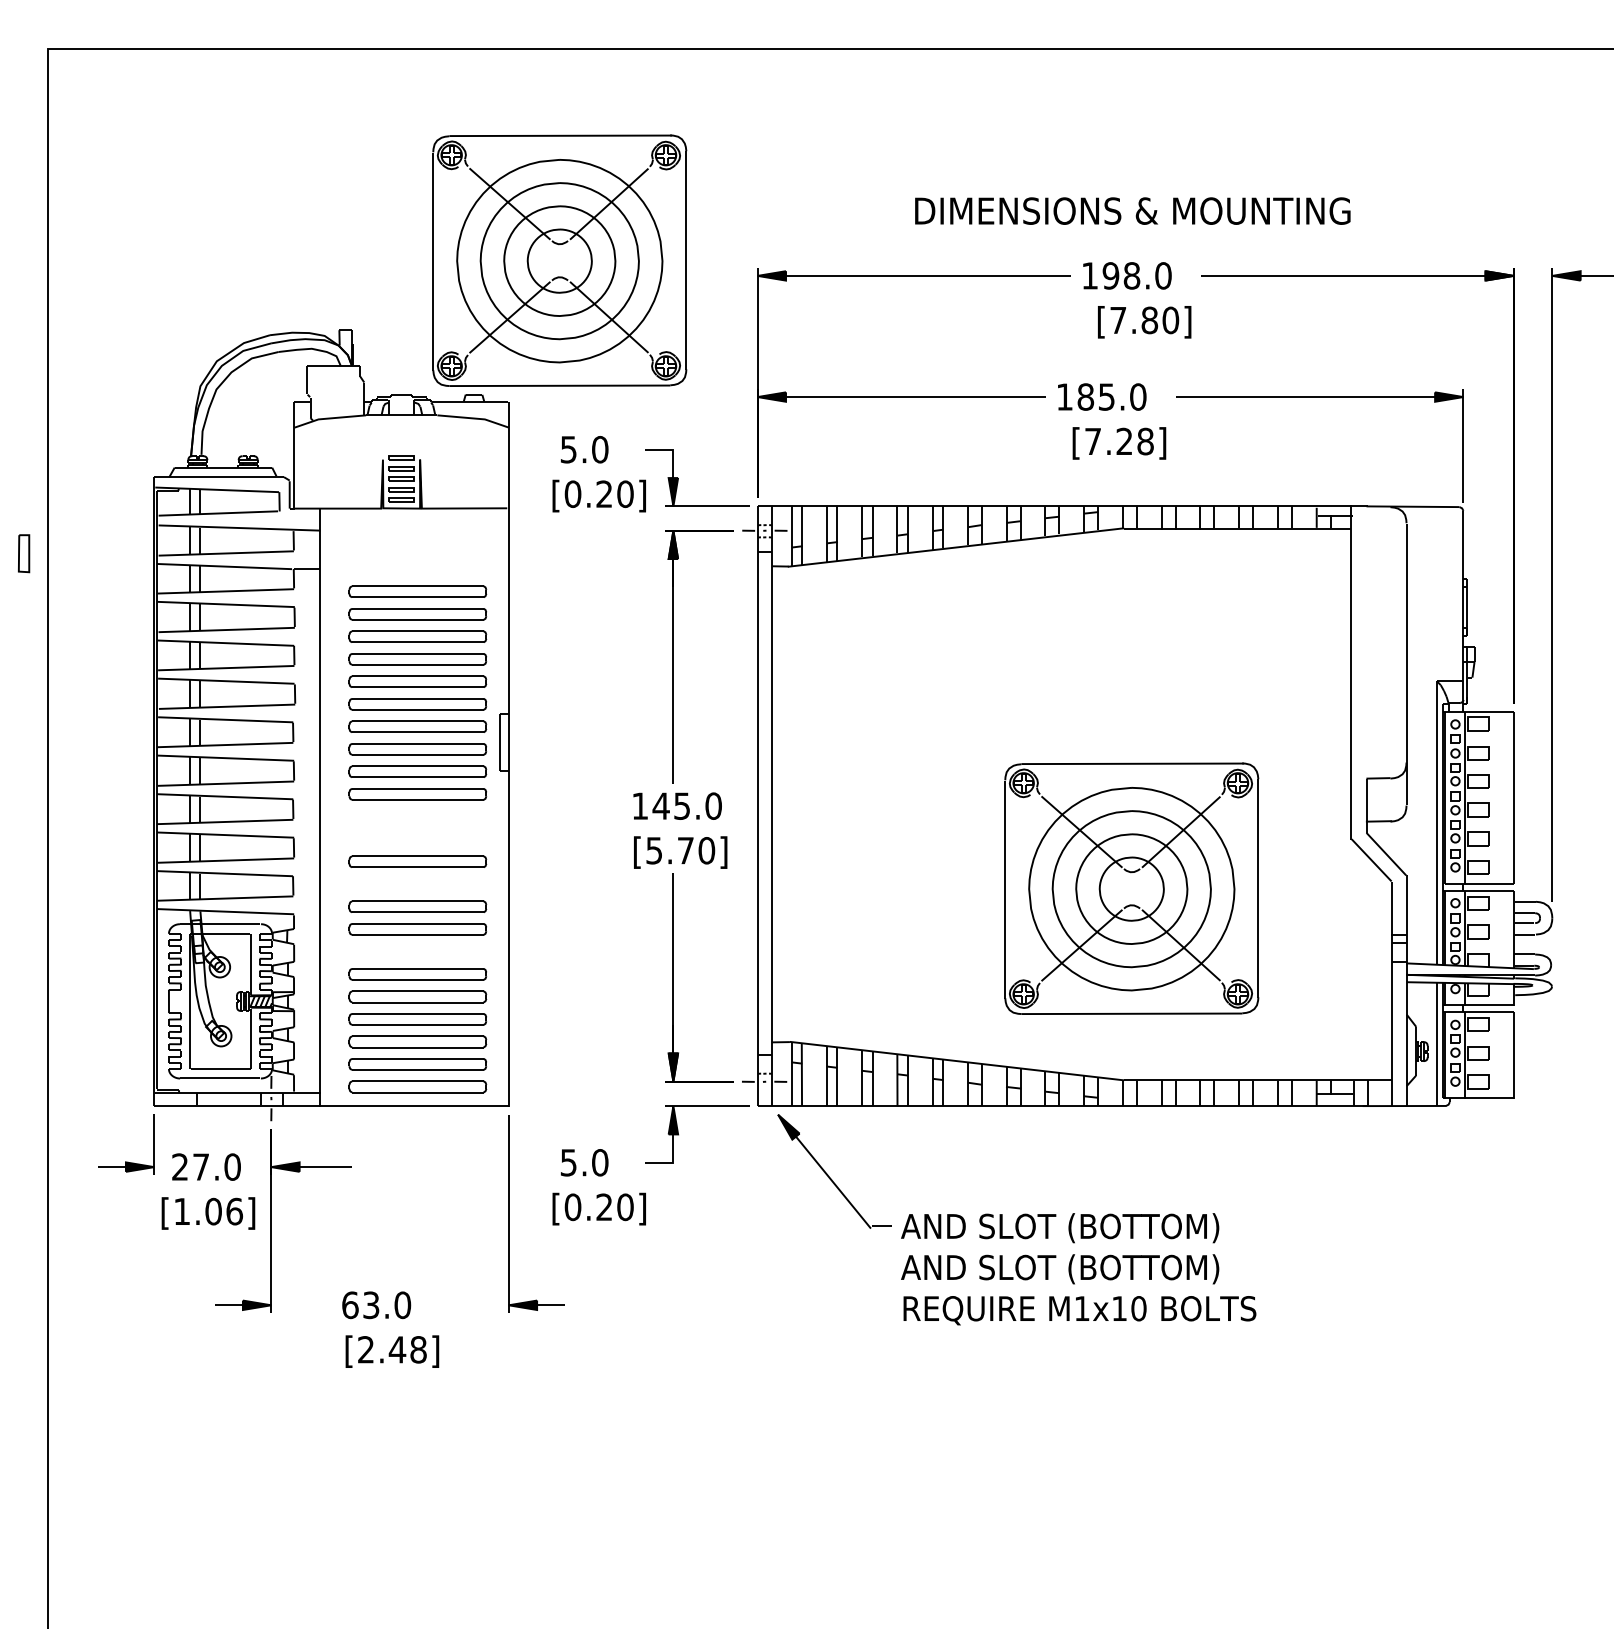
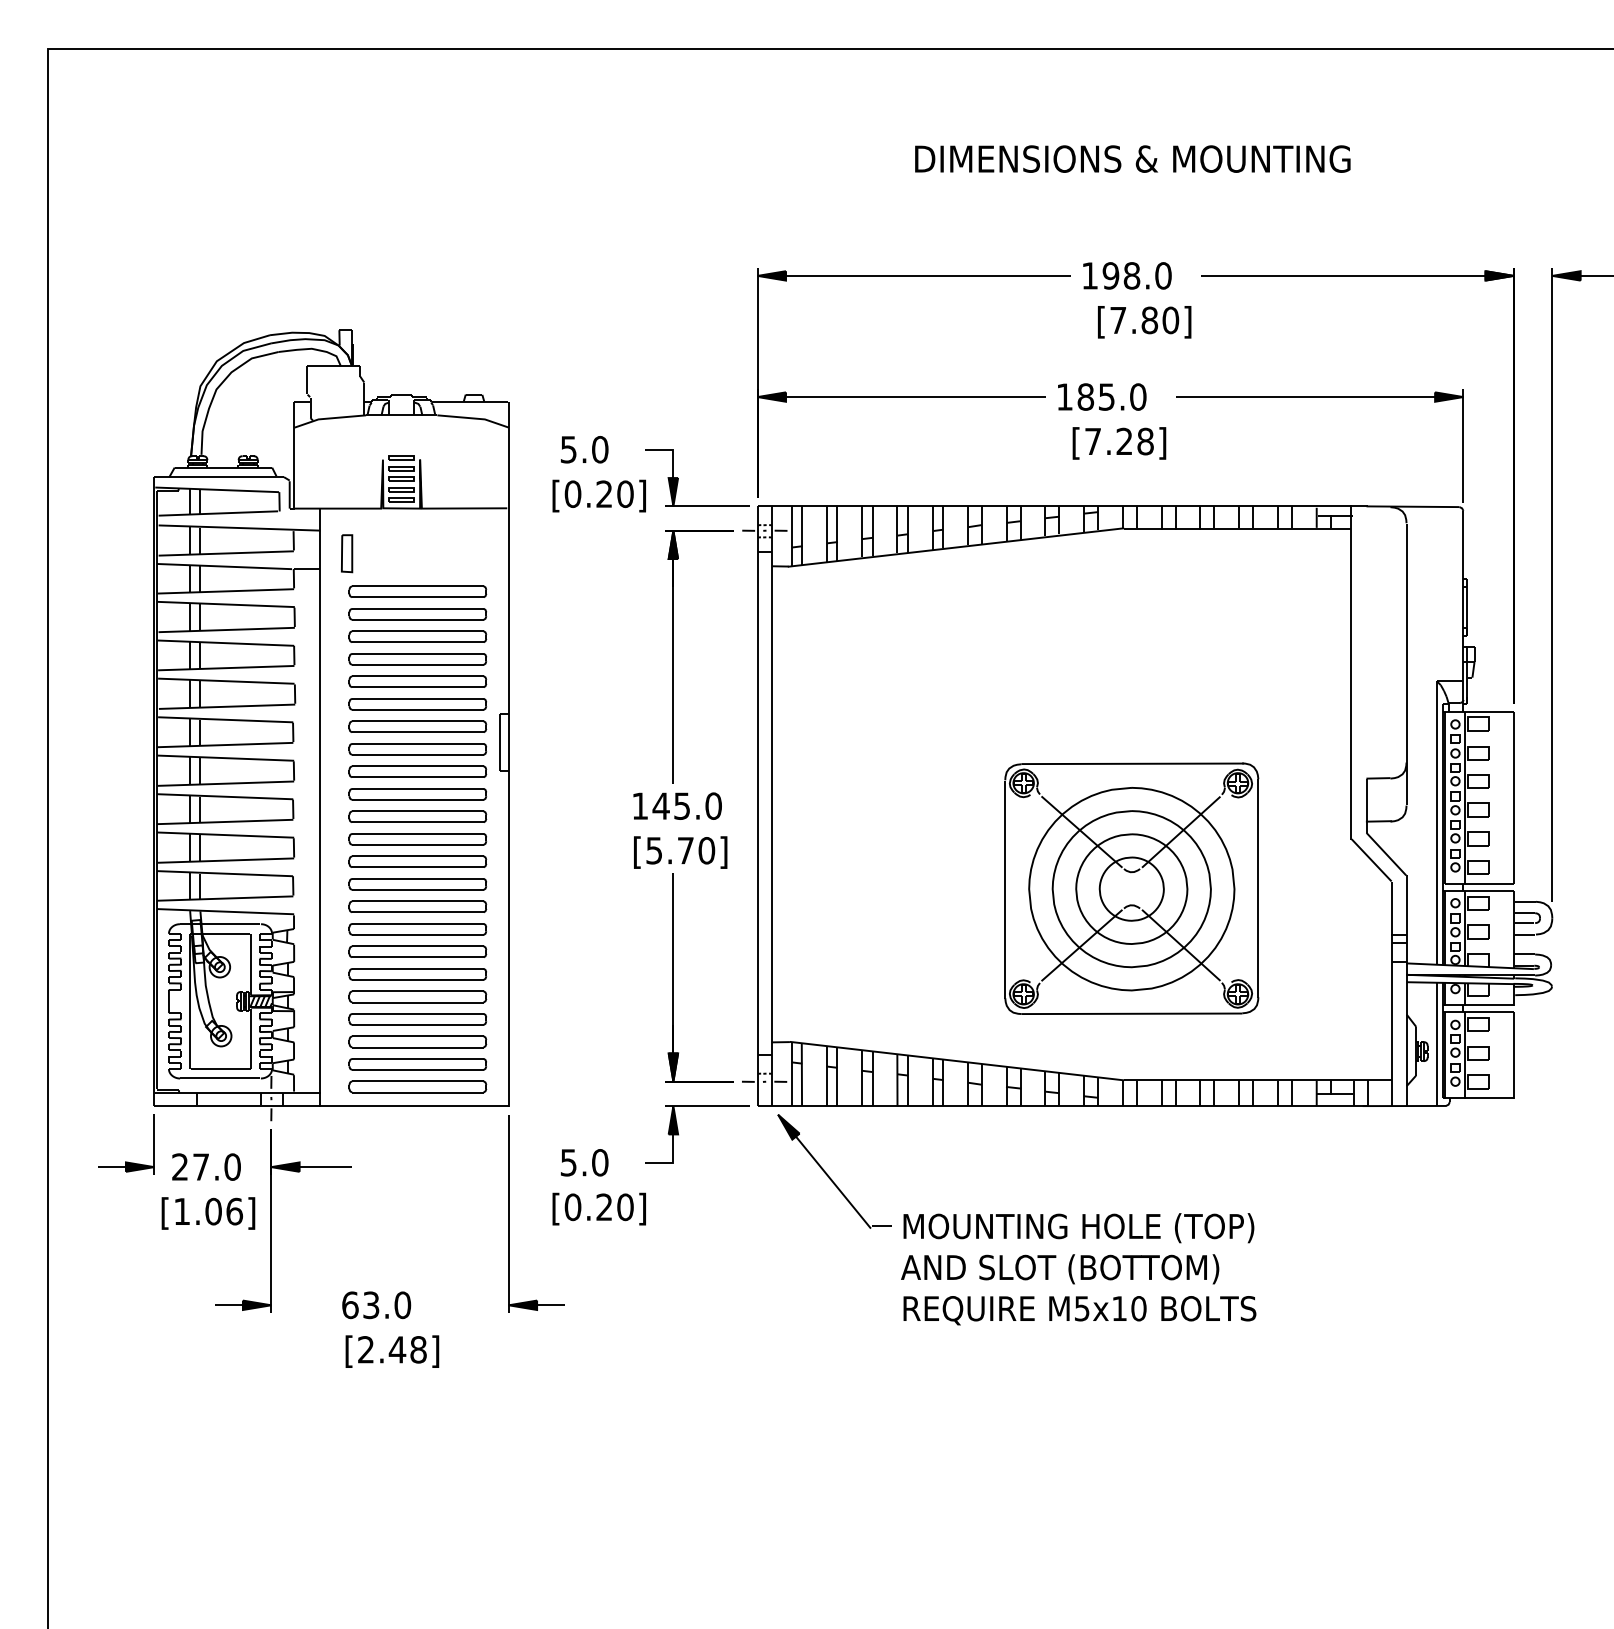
text position: (1132, 210) -> (1132, 158) (1132, 158)
part: present -> none (559, 260)
part position: (24, 553) -> (347, 553) (347, 553)
part: none -> present (417, 816)
part: none -> present (417, 839)
part: none -> present (417, 884)
part: none -> present (417, 951)
text: AND SLOT (BOTTOM) -> MOUNTING HOLE (TOP) (1077, 1228)
text: M1x10 -> M5x10 (1082, 1308)
